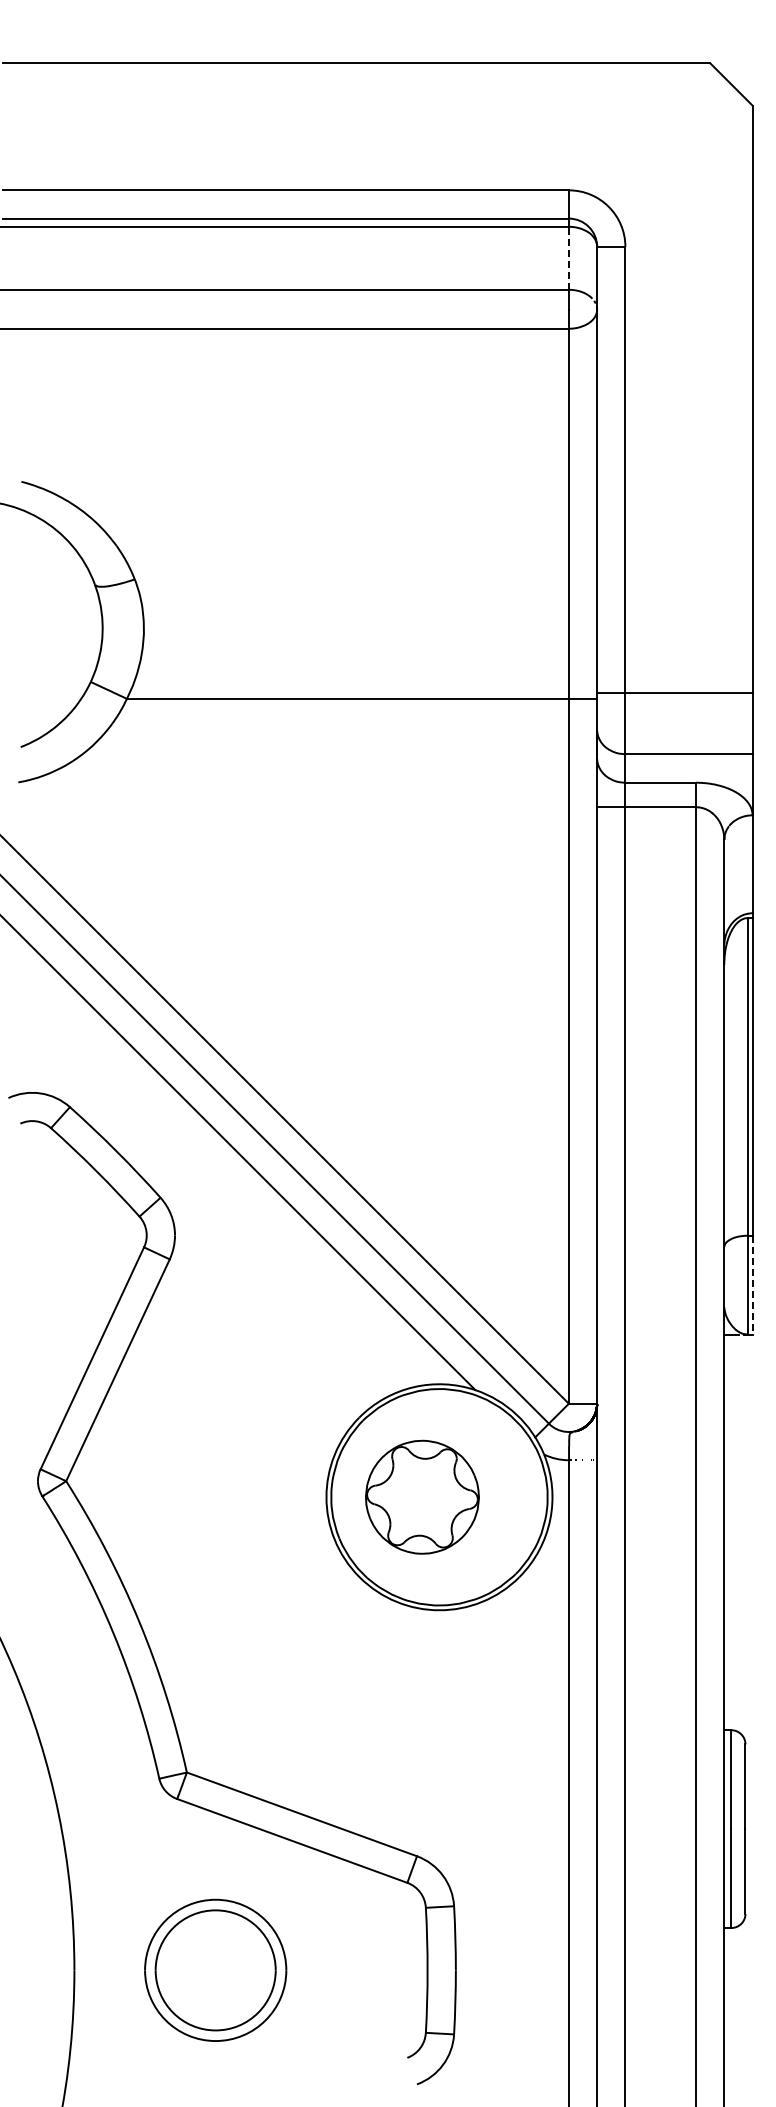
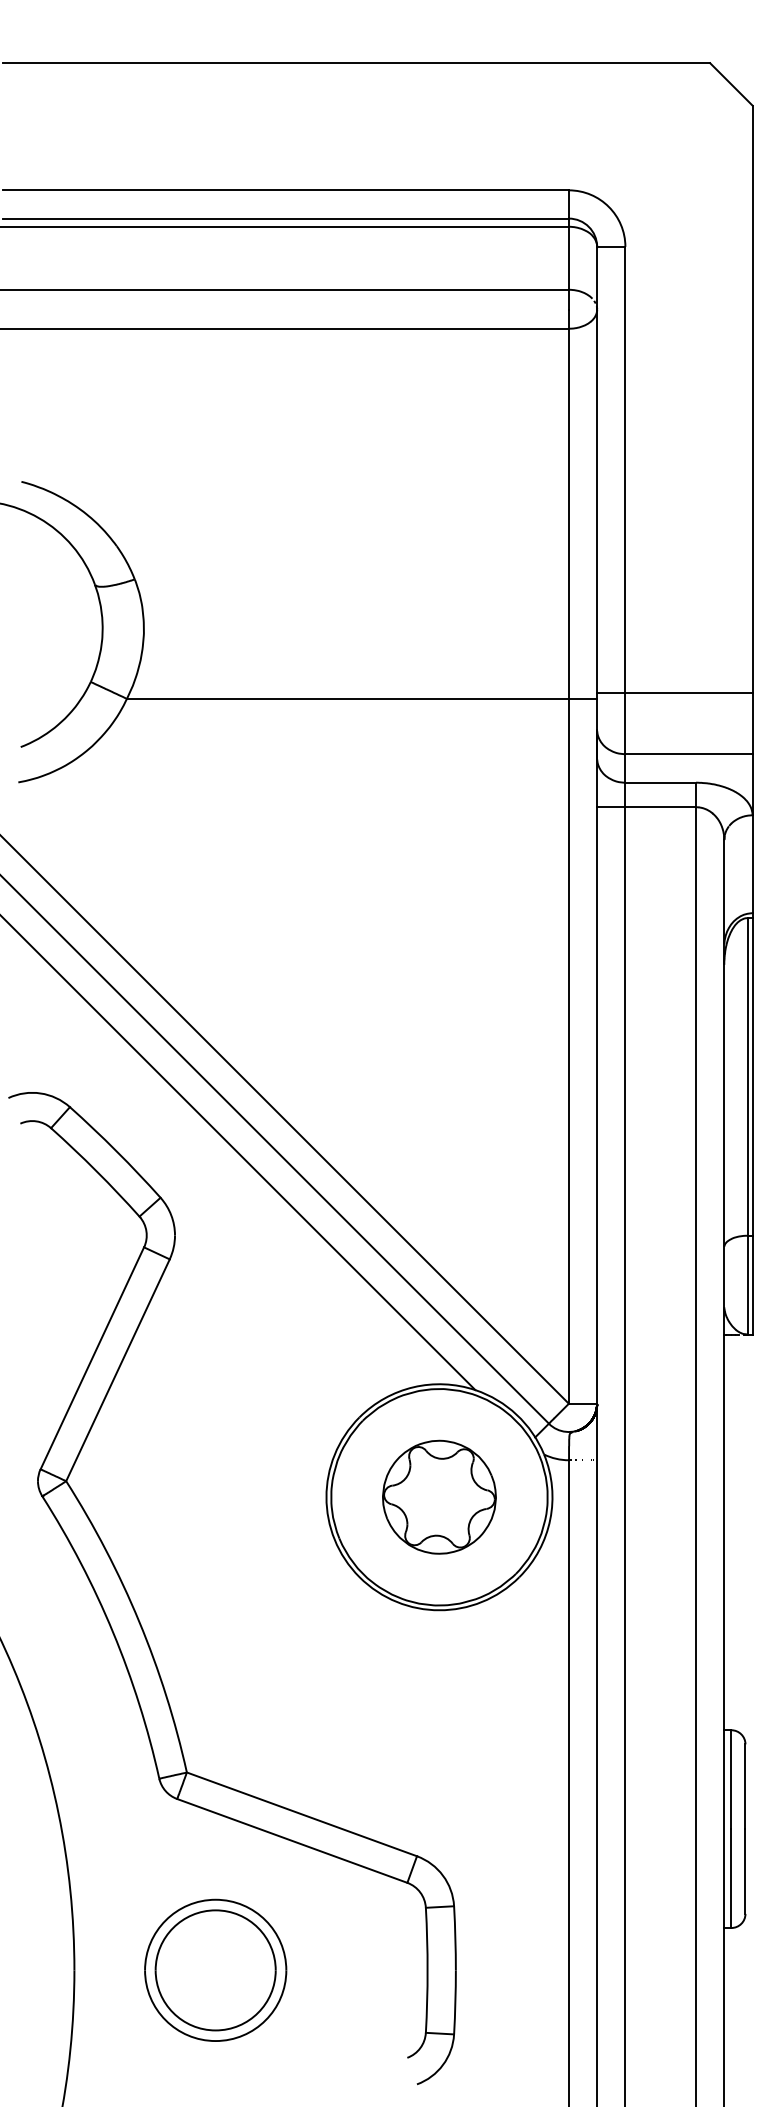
line: dashed -> solid (568, 258)
line: dashed -> solid (752, 1285)
part position: (422, 1496) -> (439, 1496) (439, 1496)
